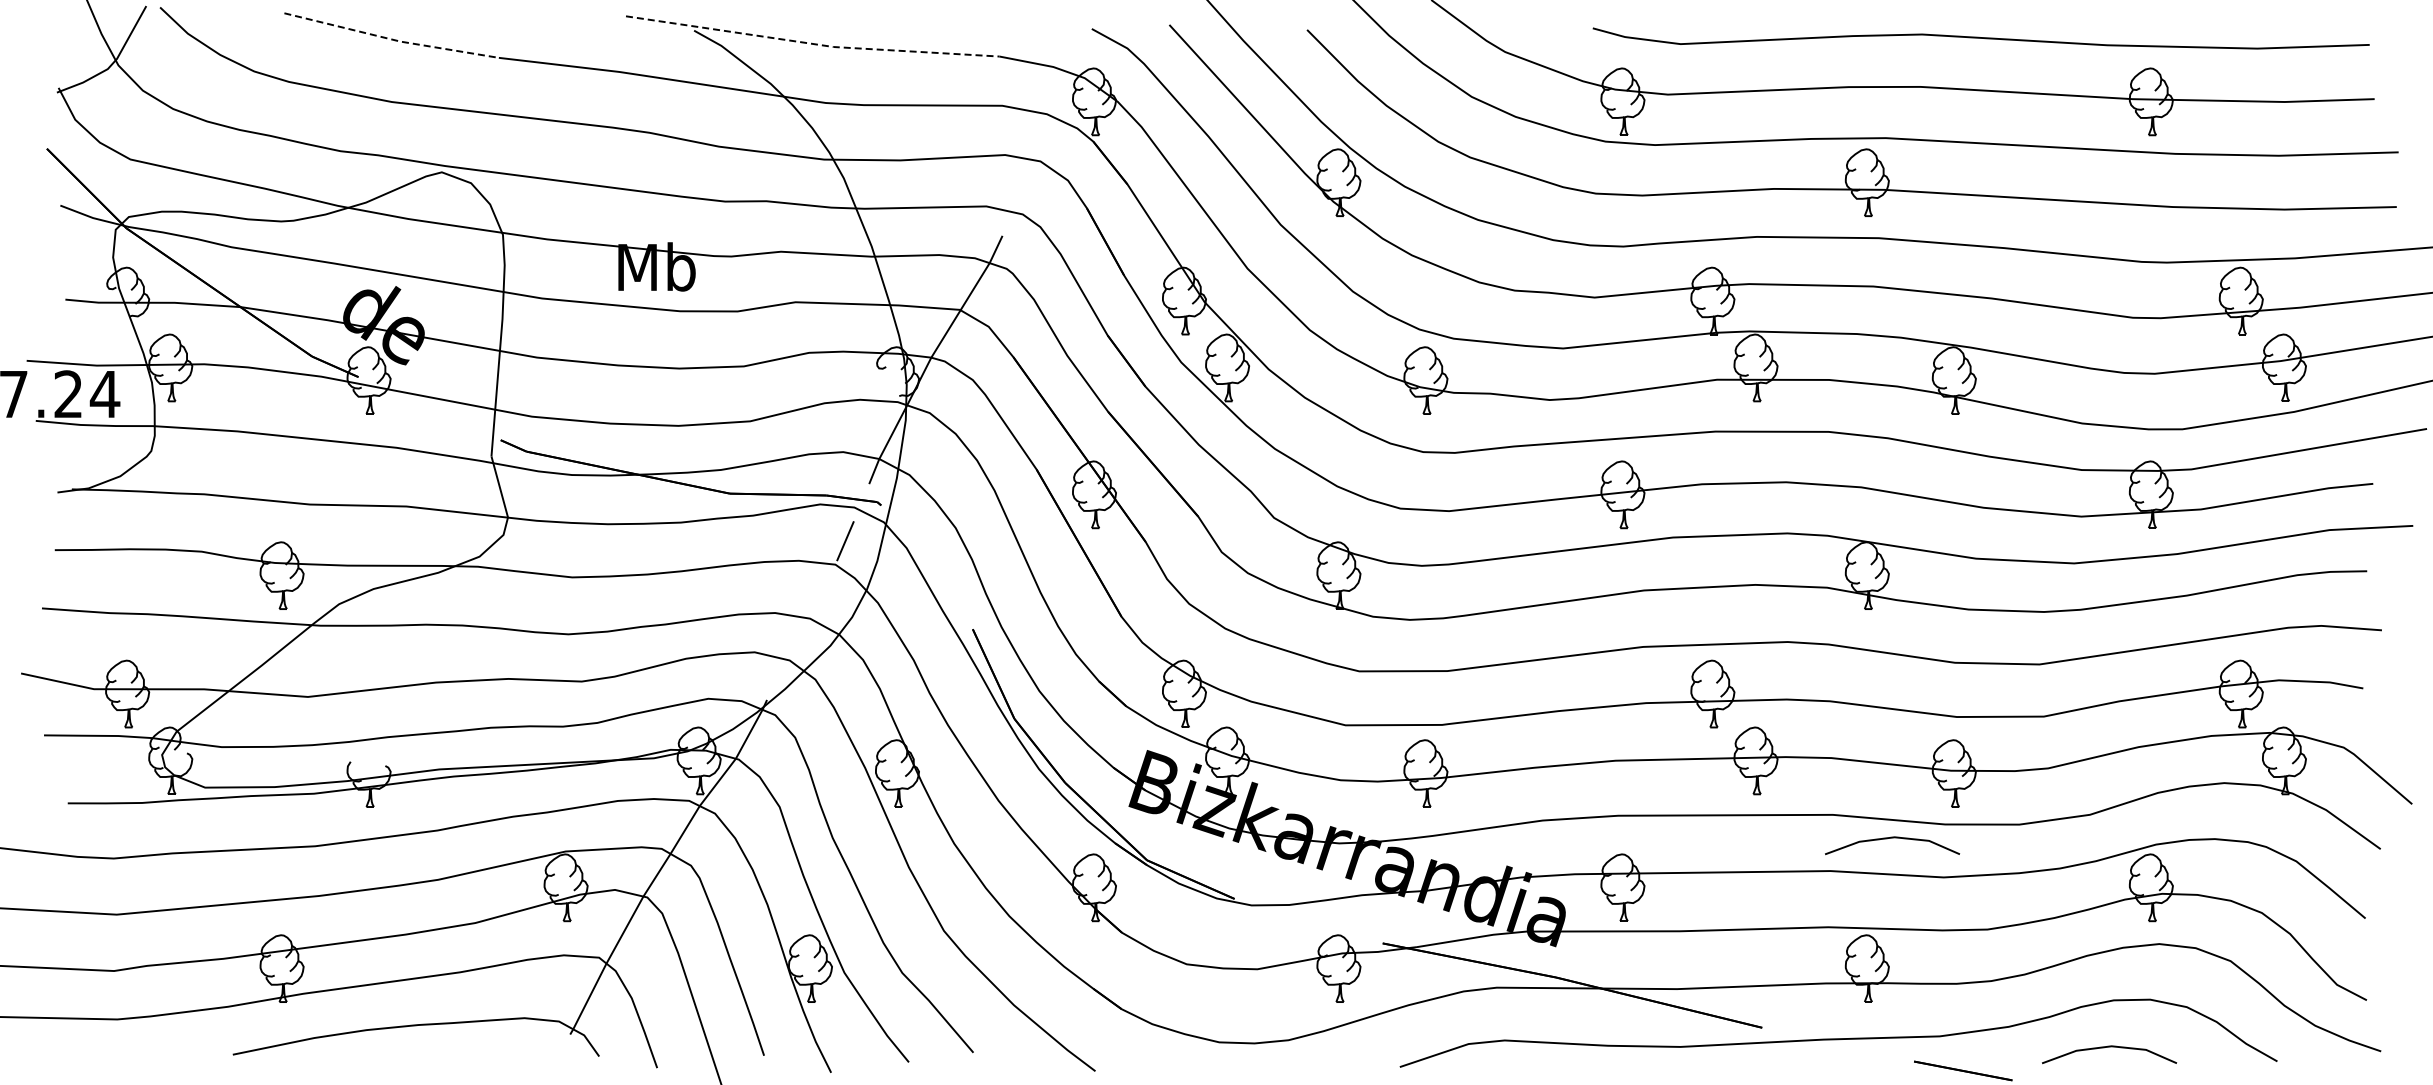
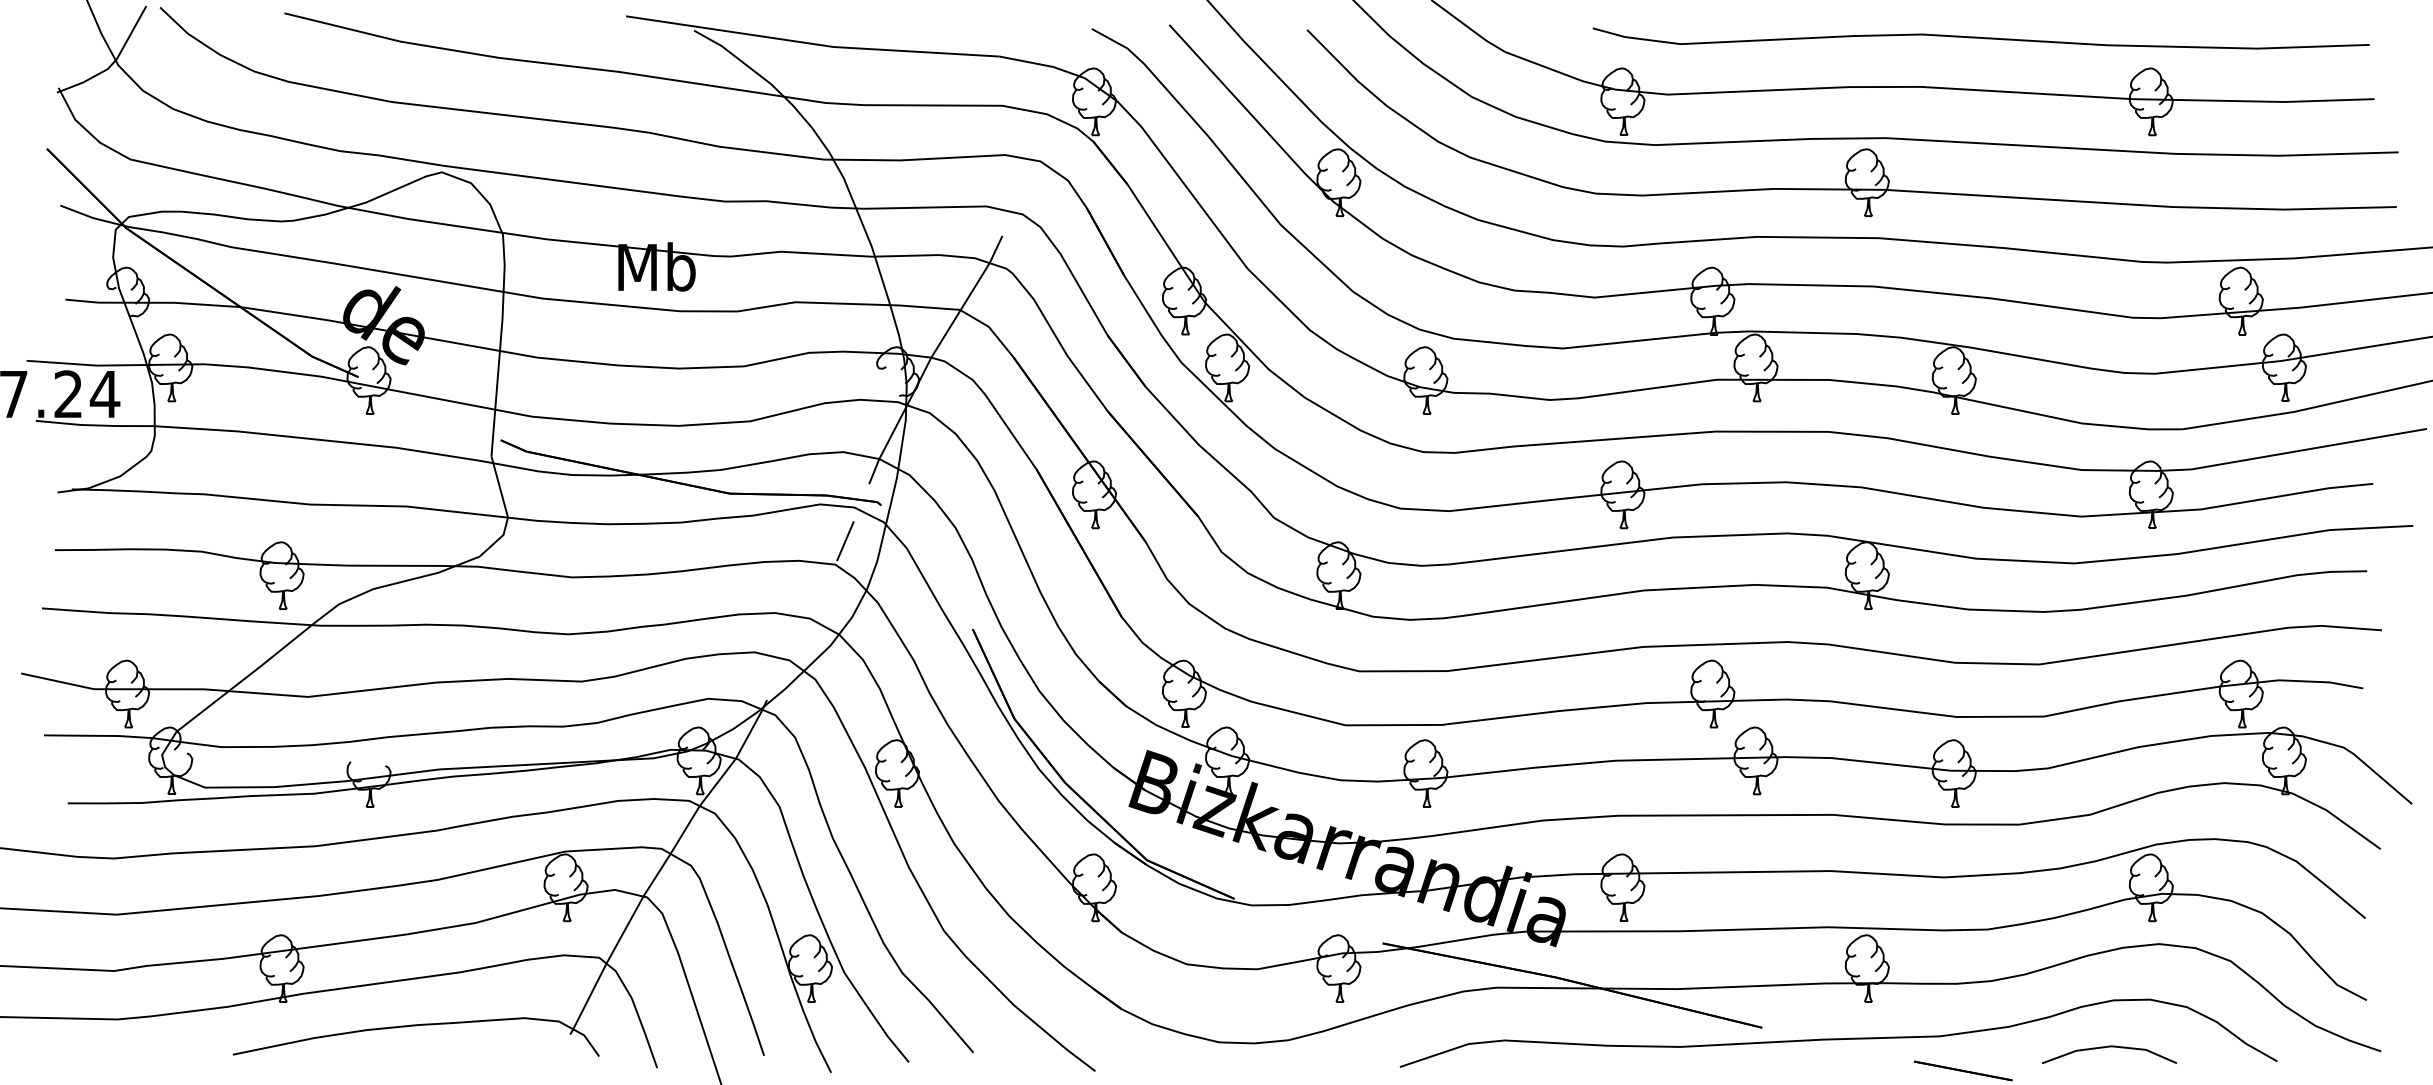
line: dashed -> solid (391, 39)
line: dashed -> solid (812, 43)
line: present -> none (1892, 838)
